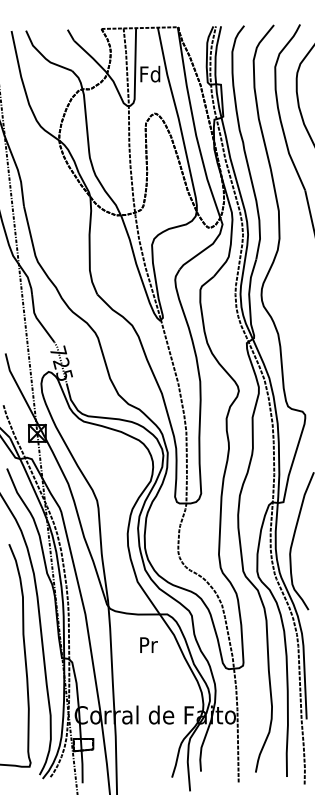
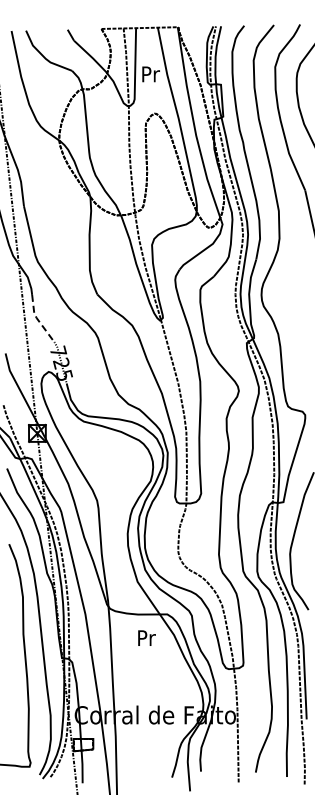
text: Fd -> Pr (150, 73)
line: solid -> dashed (37, 319)
text position: (148, 644) -> (146, 637) (146, 637)
